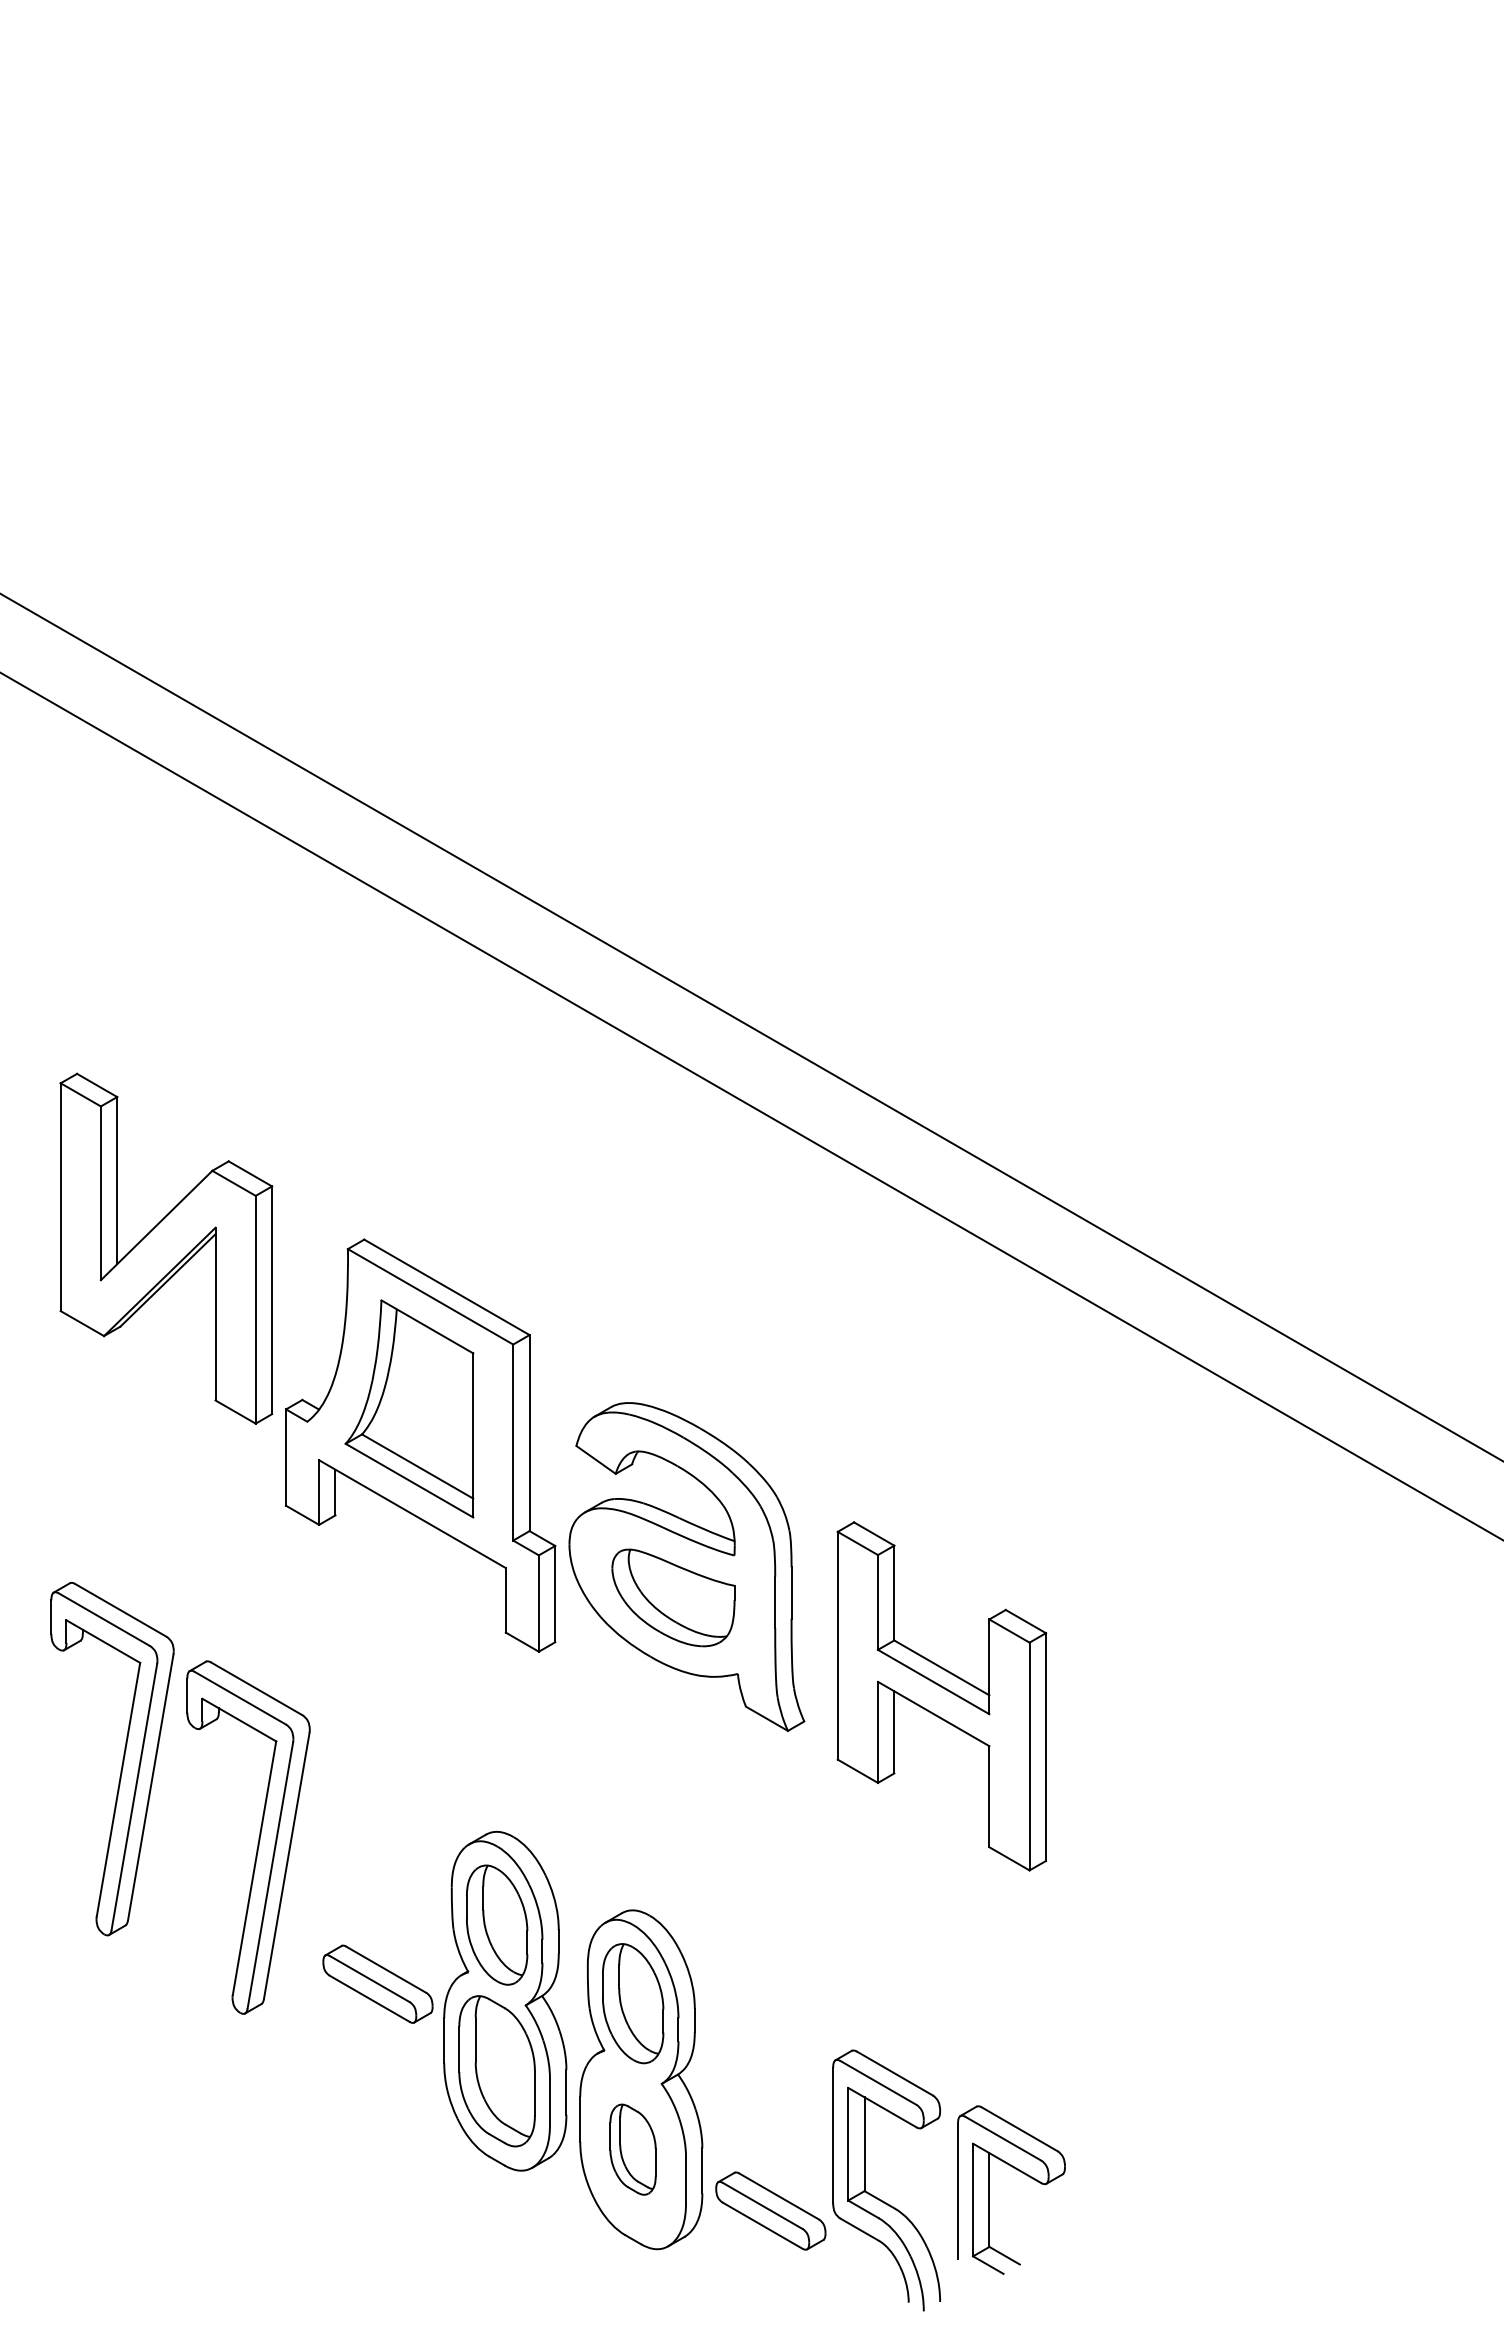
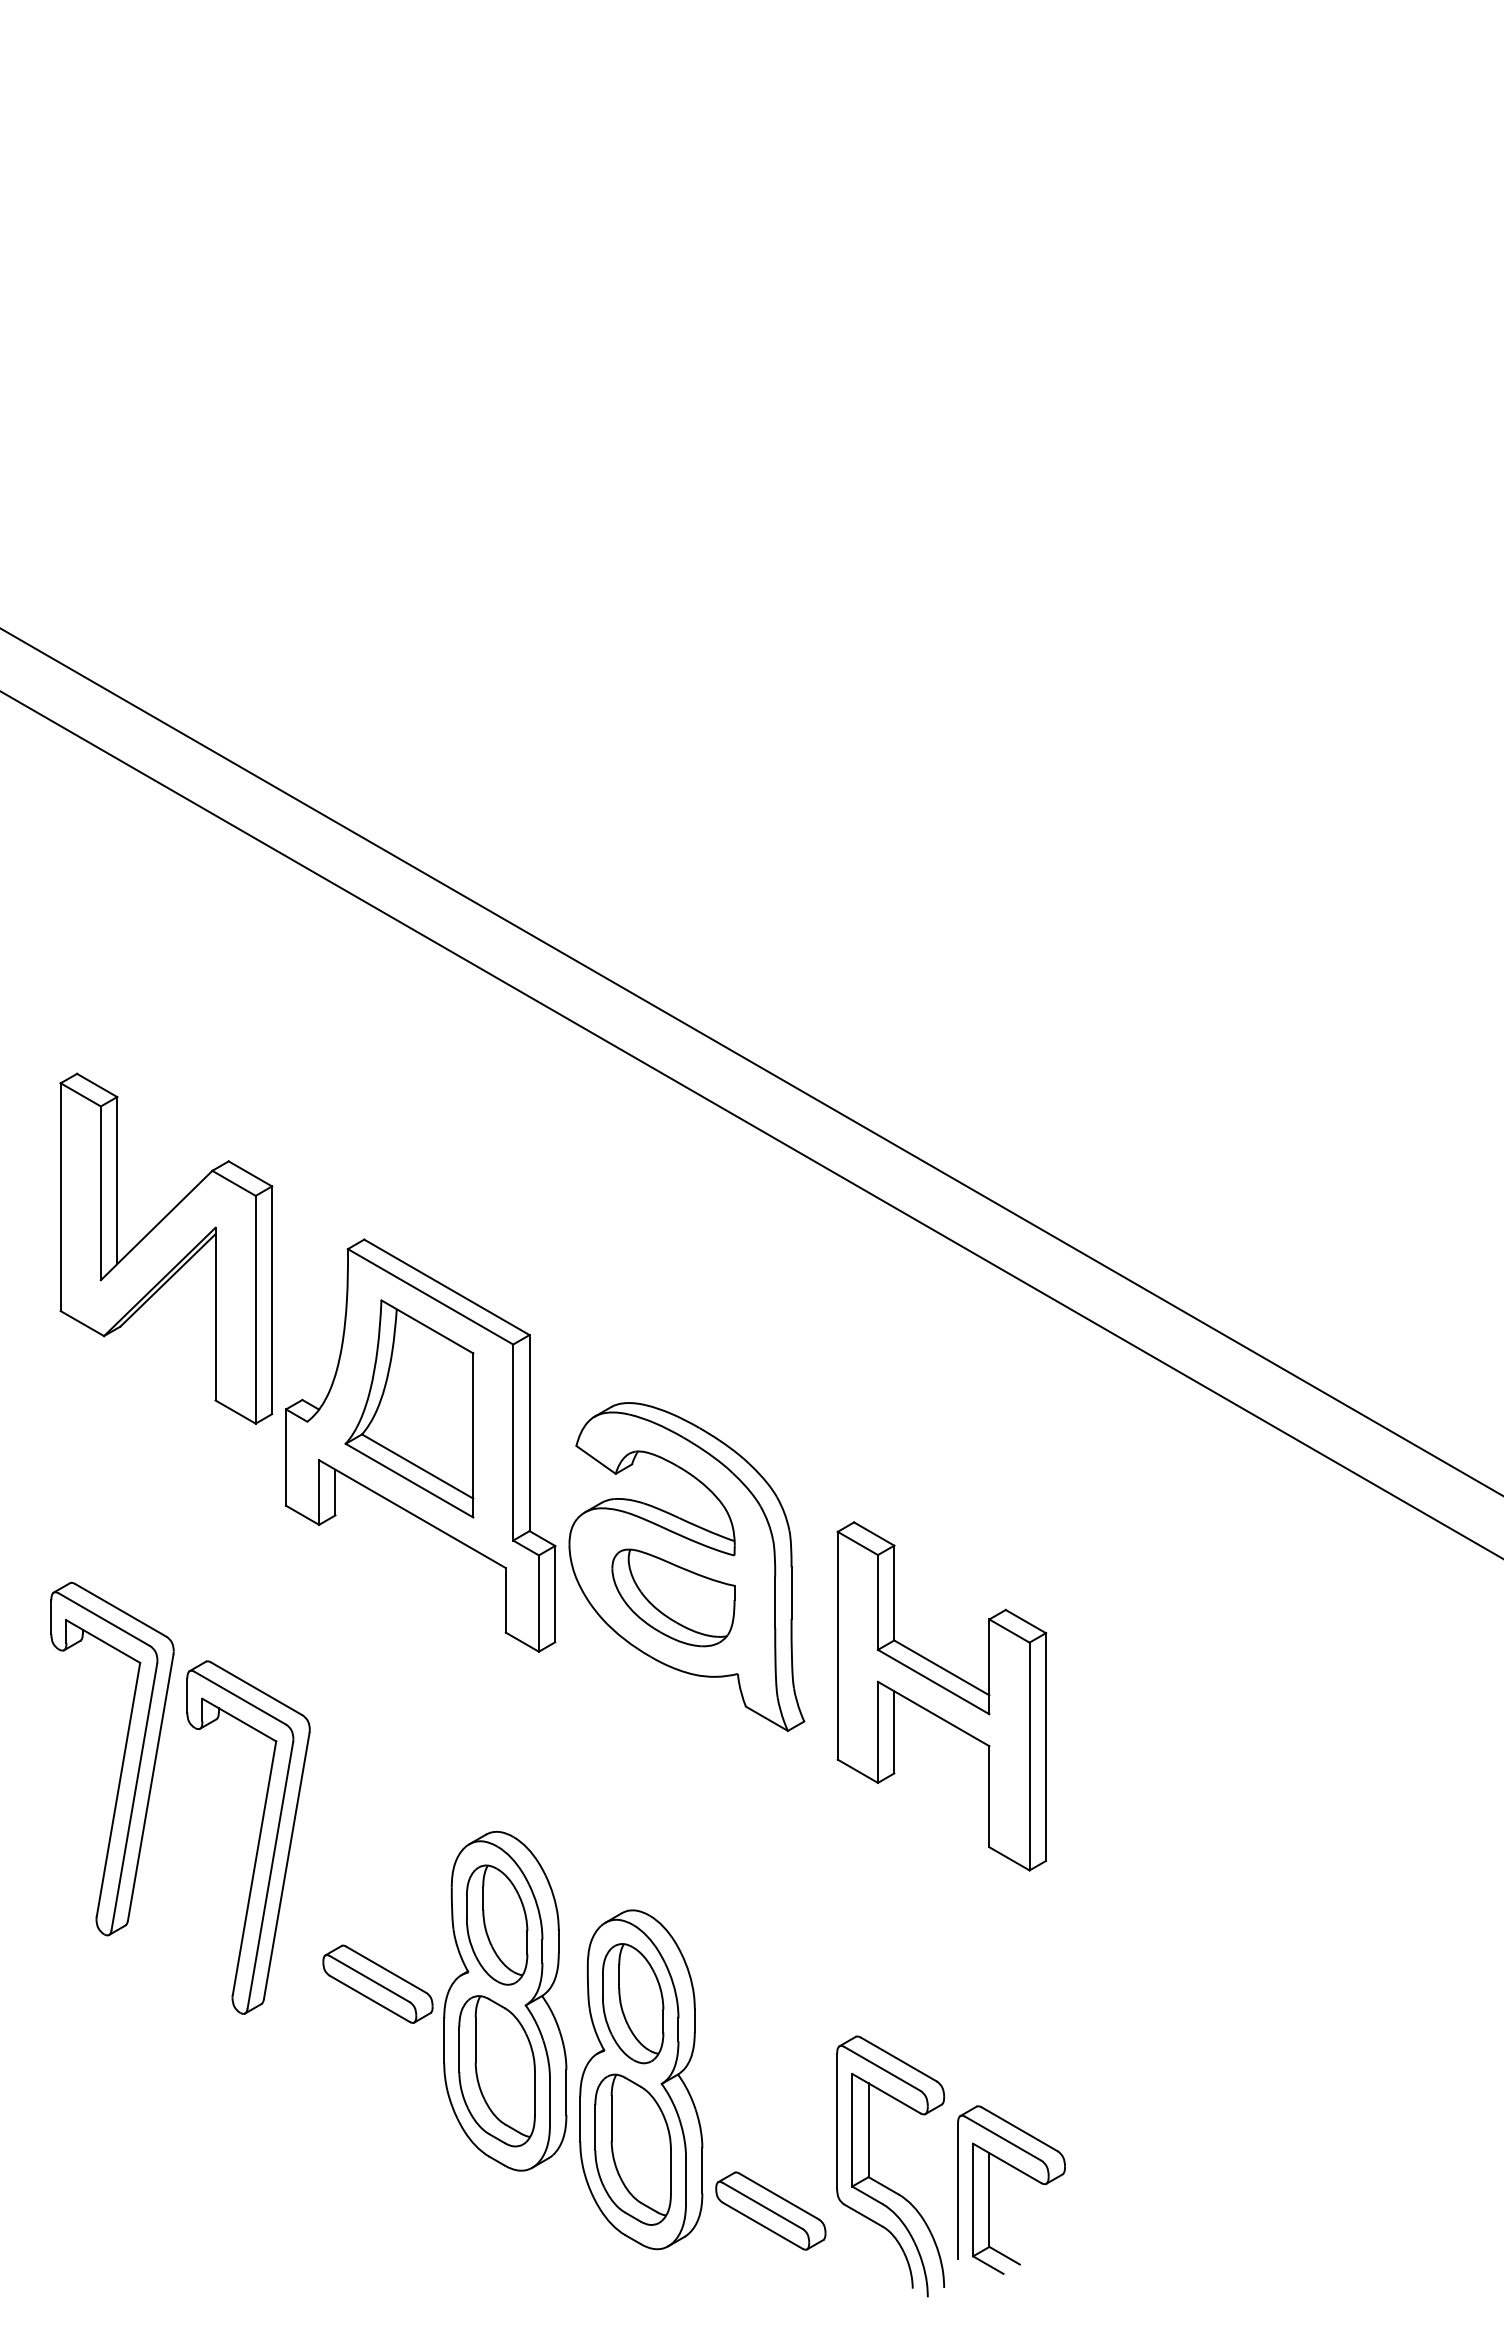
line position: (751, 1027) -> (751, 1061) (751, 1061)
line position: (751, 1106) -> (751, 1124) (751, 1124)
part size: 48x93 px -> 78x153 px (632, 2149)
part position: (876, 2196) -> (880, 2182) (880, 2182)
